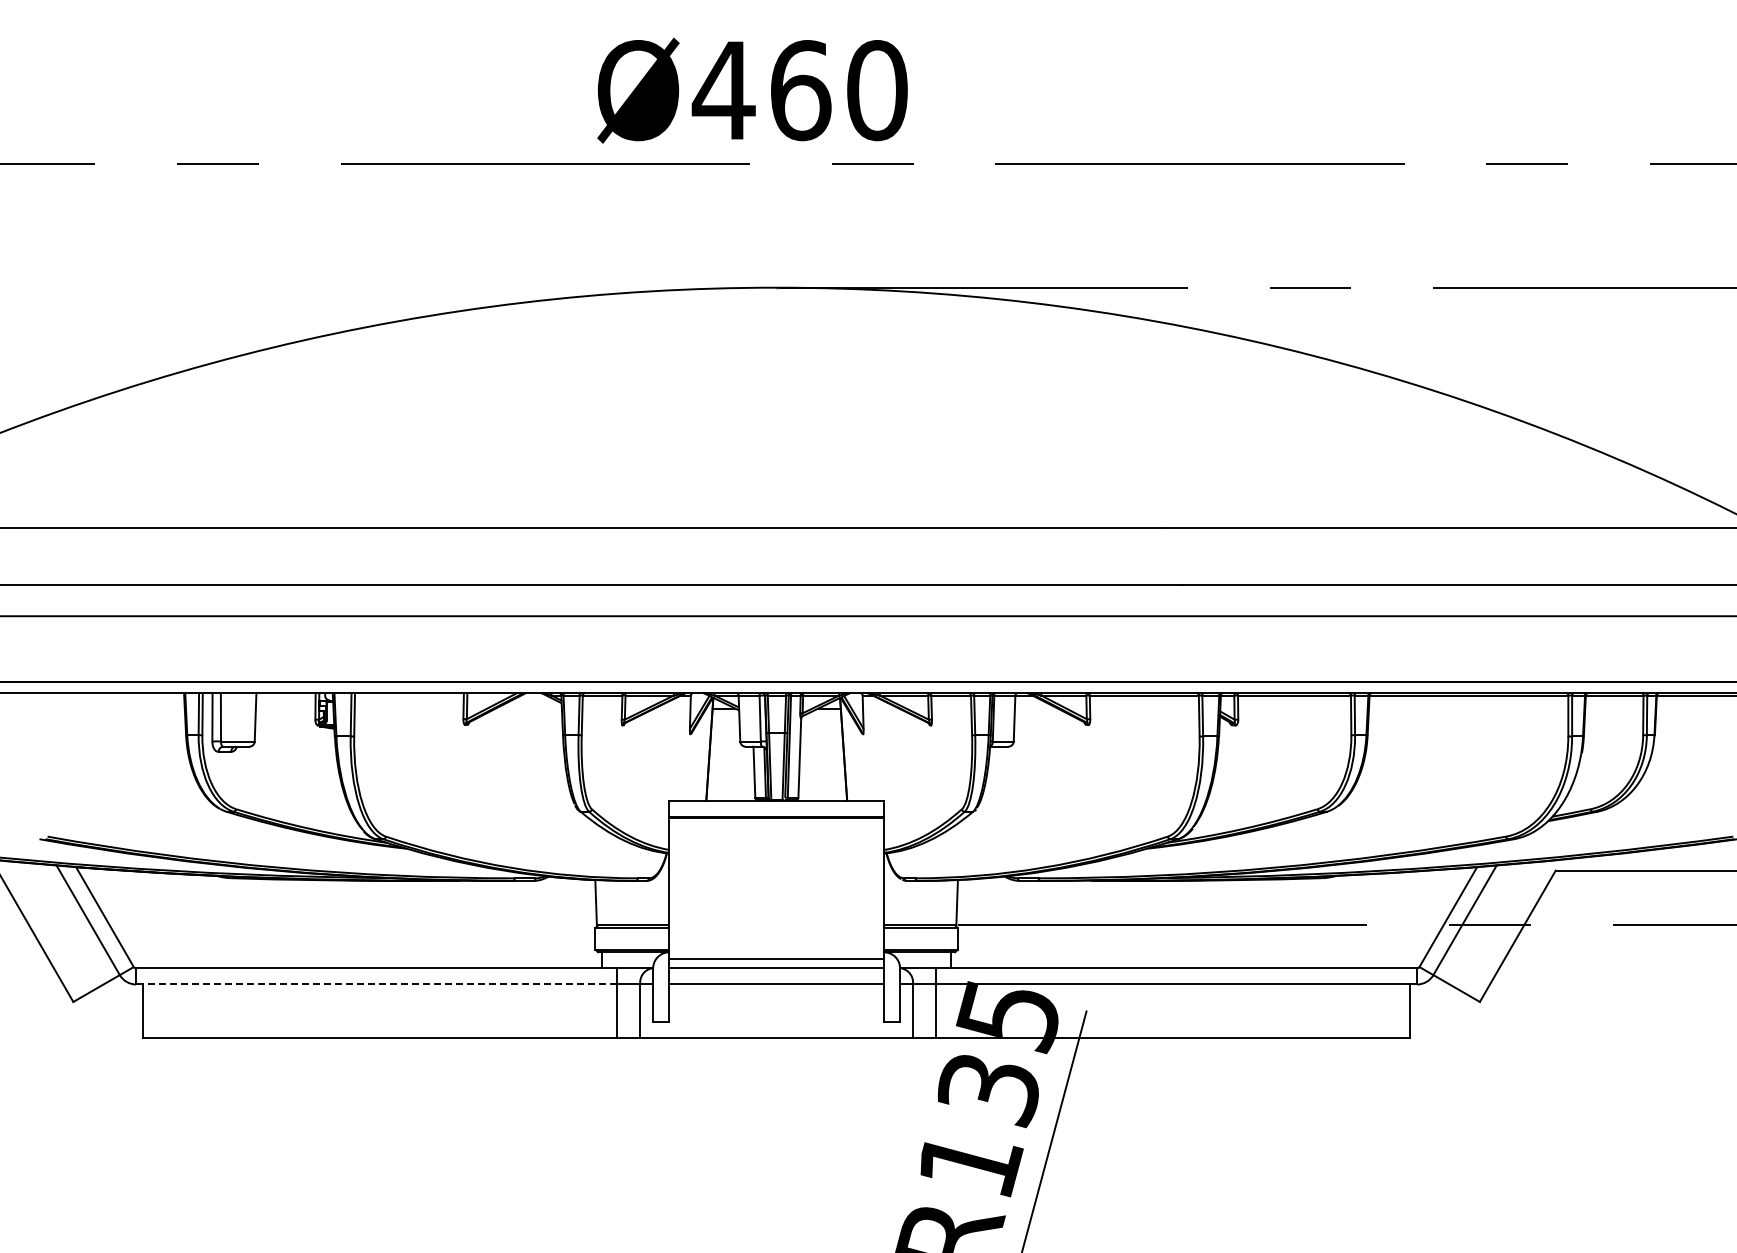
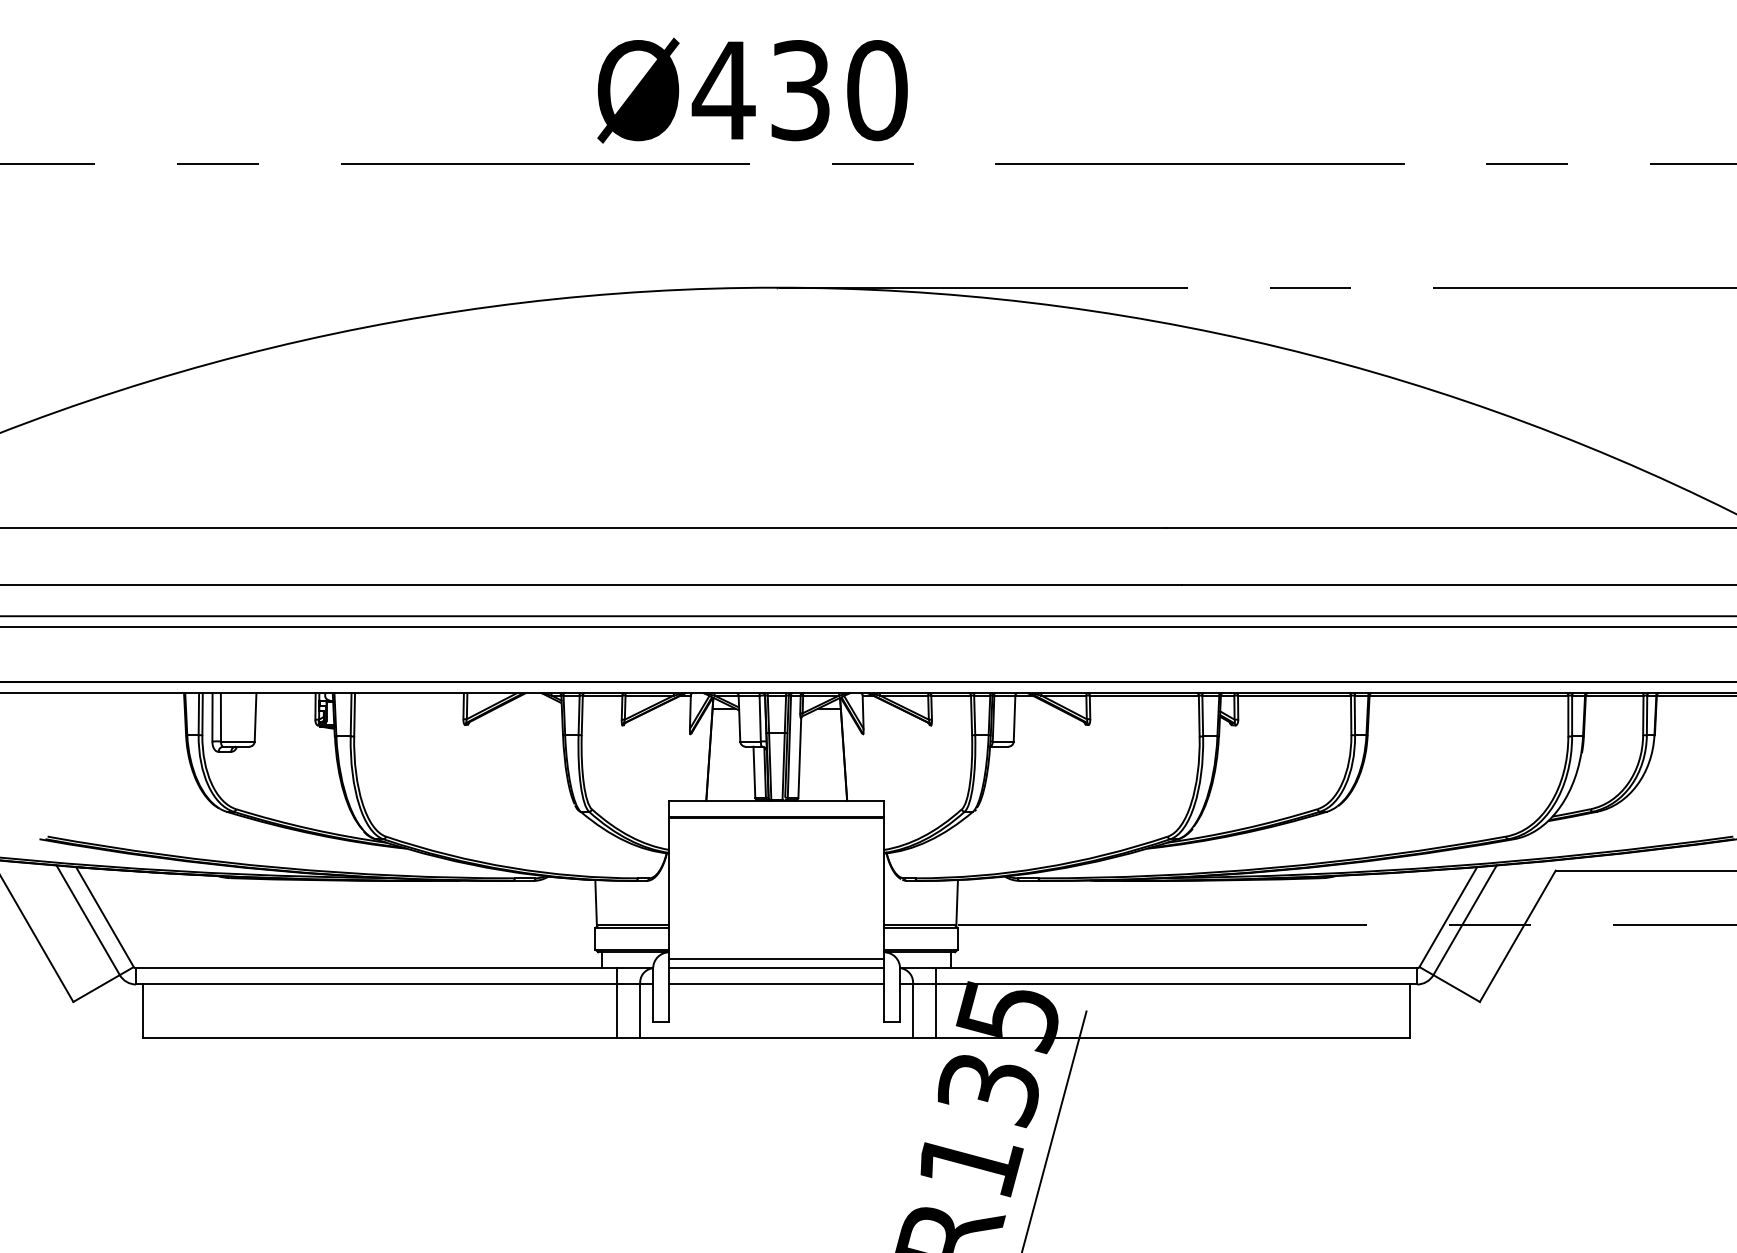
text: Ø460 -> Ø430 (801, 90)
line: none -> present (867, 626)
line: dashed -> solid (379, 984)
